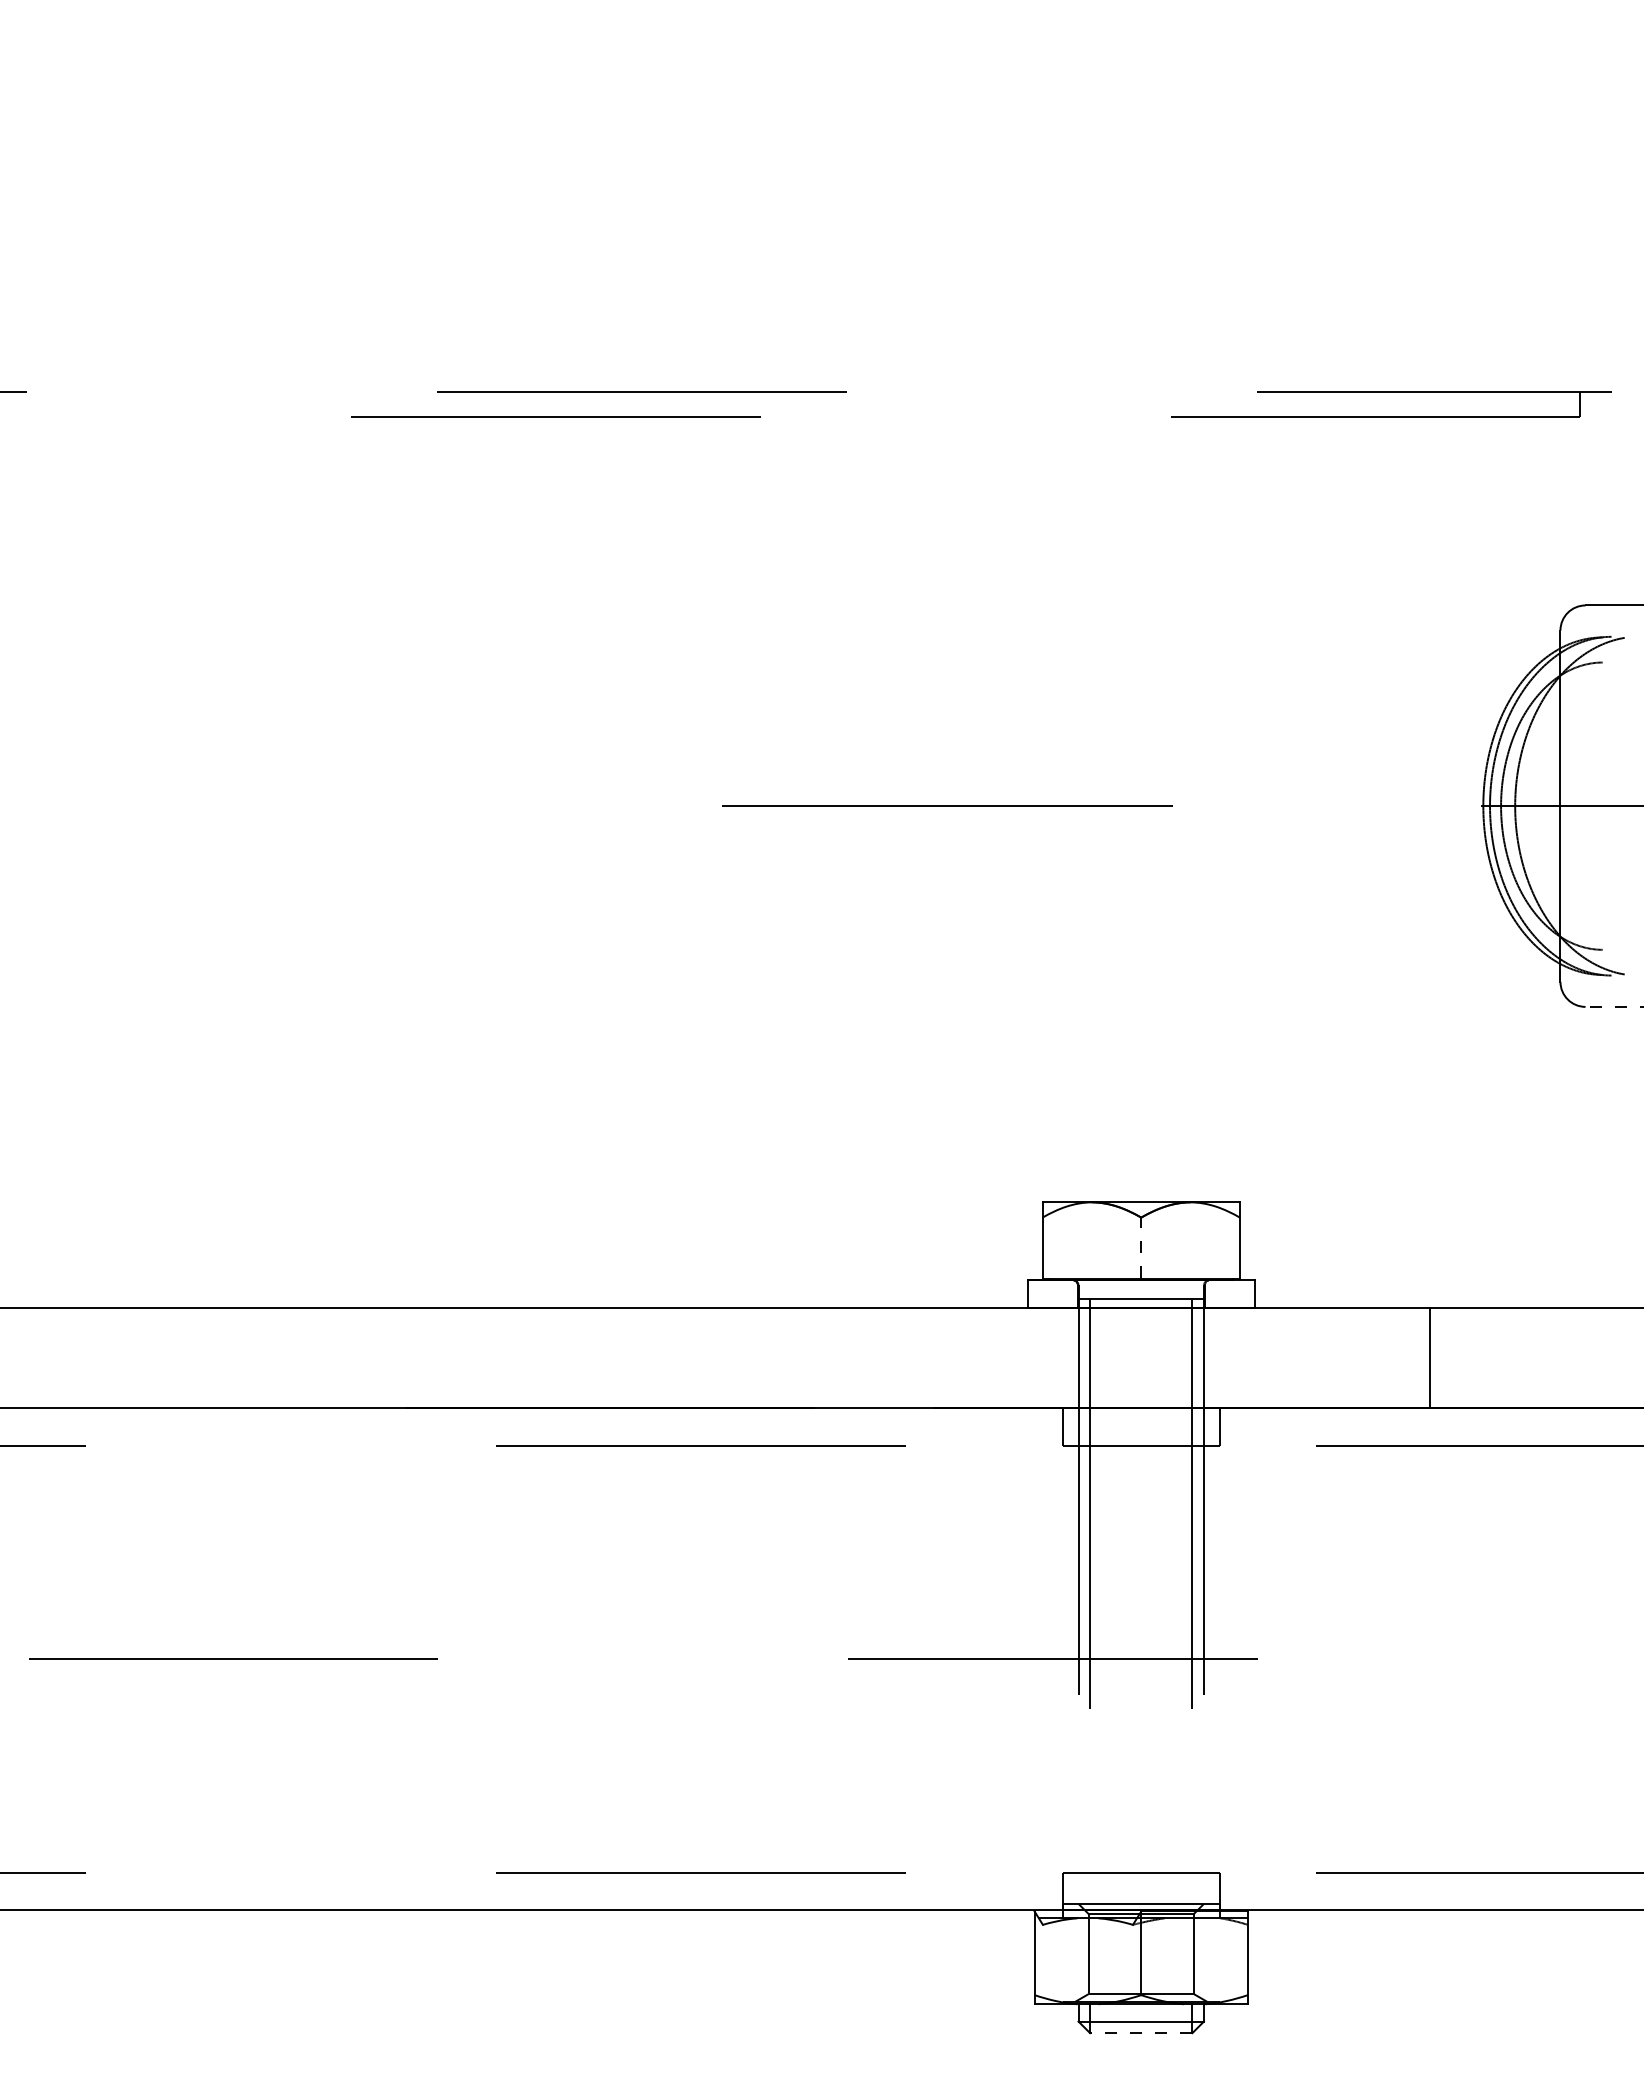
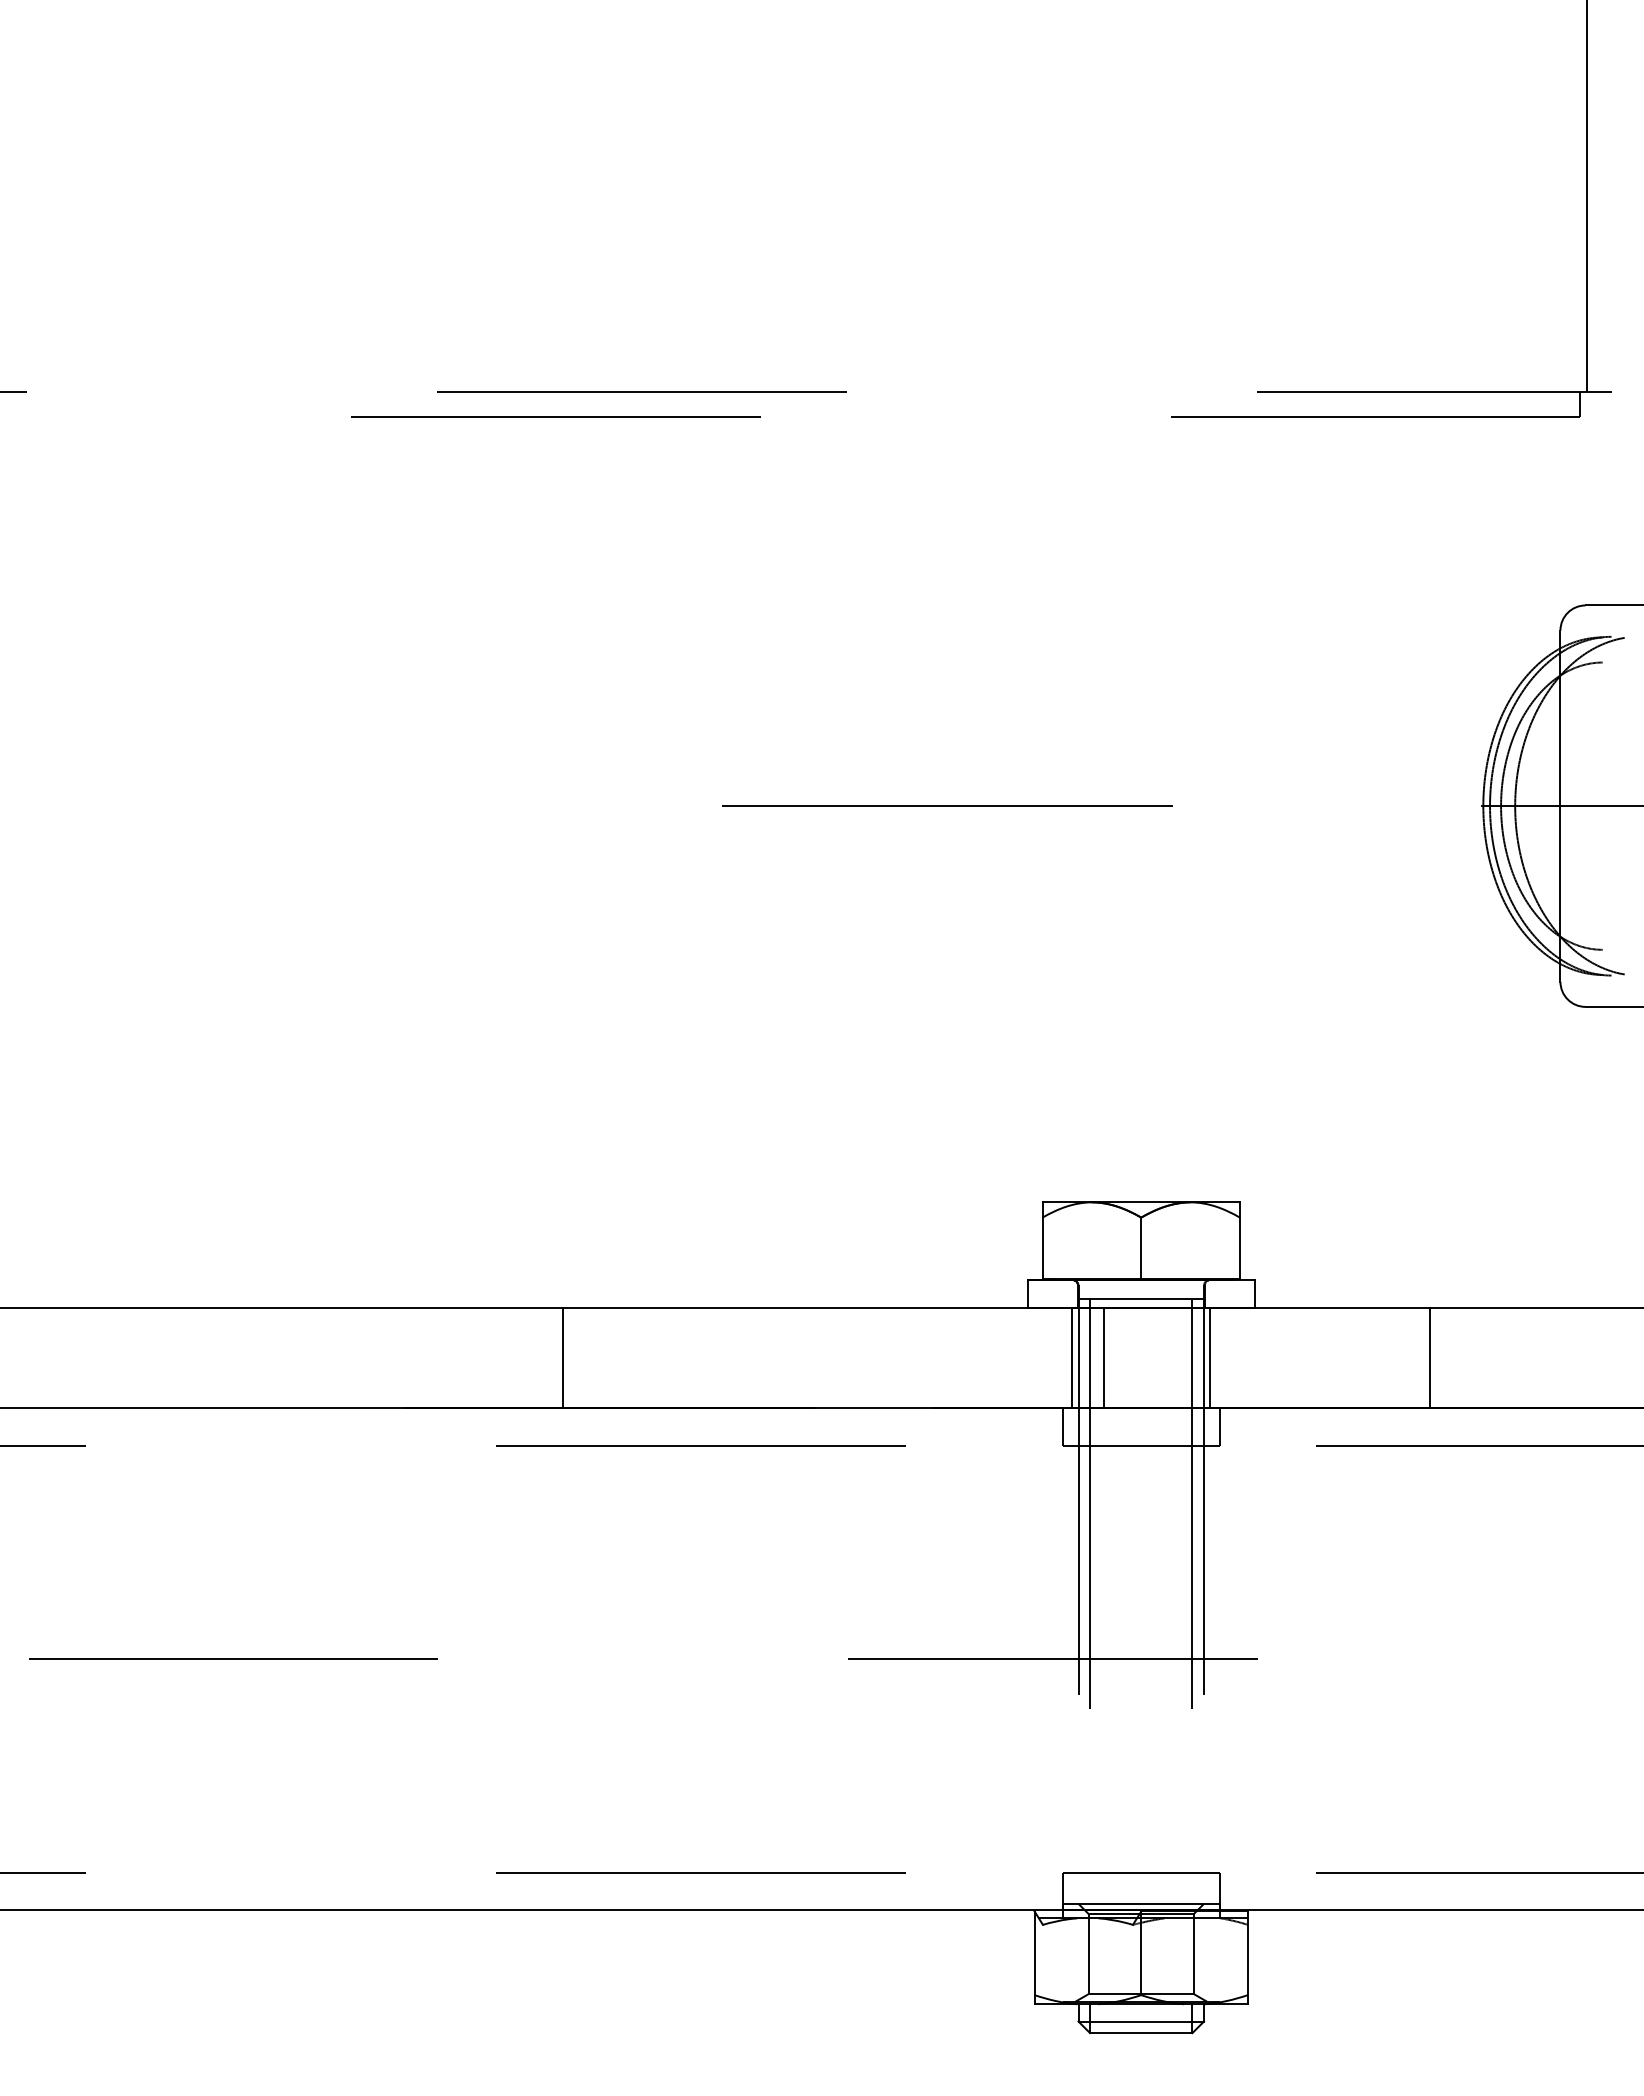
line: none -> present (1586, 197)
line: dashed -> solid (1614, 1006)
line: dashed -> solid (1141, 1247)
line: none -> present (563, 1358)
line: none -> present (1072, 1358)
line: none -> present (1103, 1358)
line: none -> present (1210, 1358)
line: dashed -> solid (1140, 2033)
